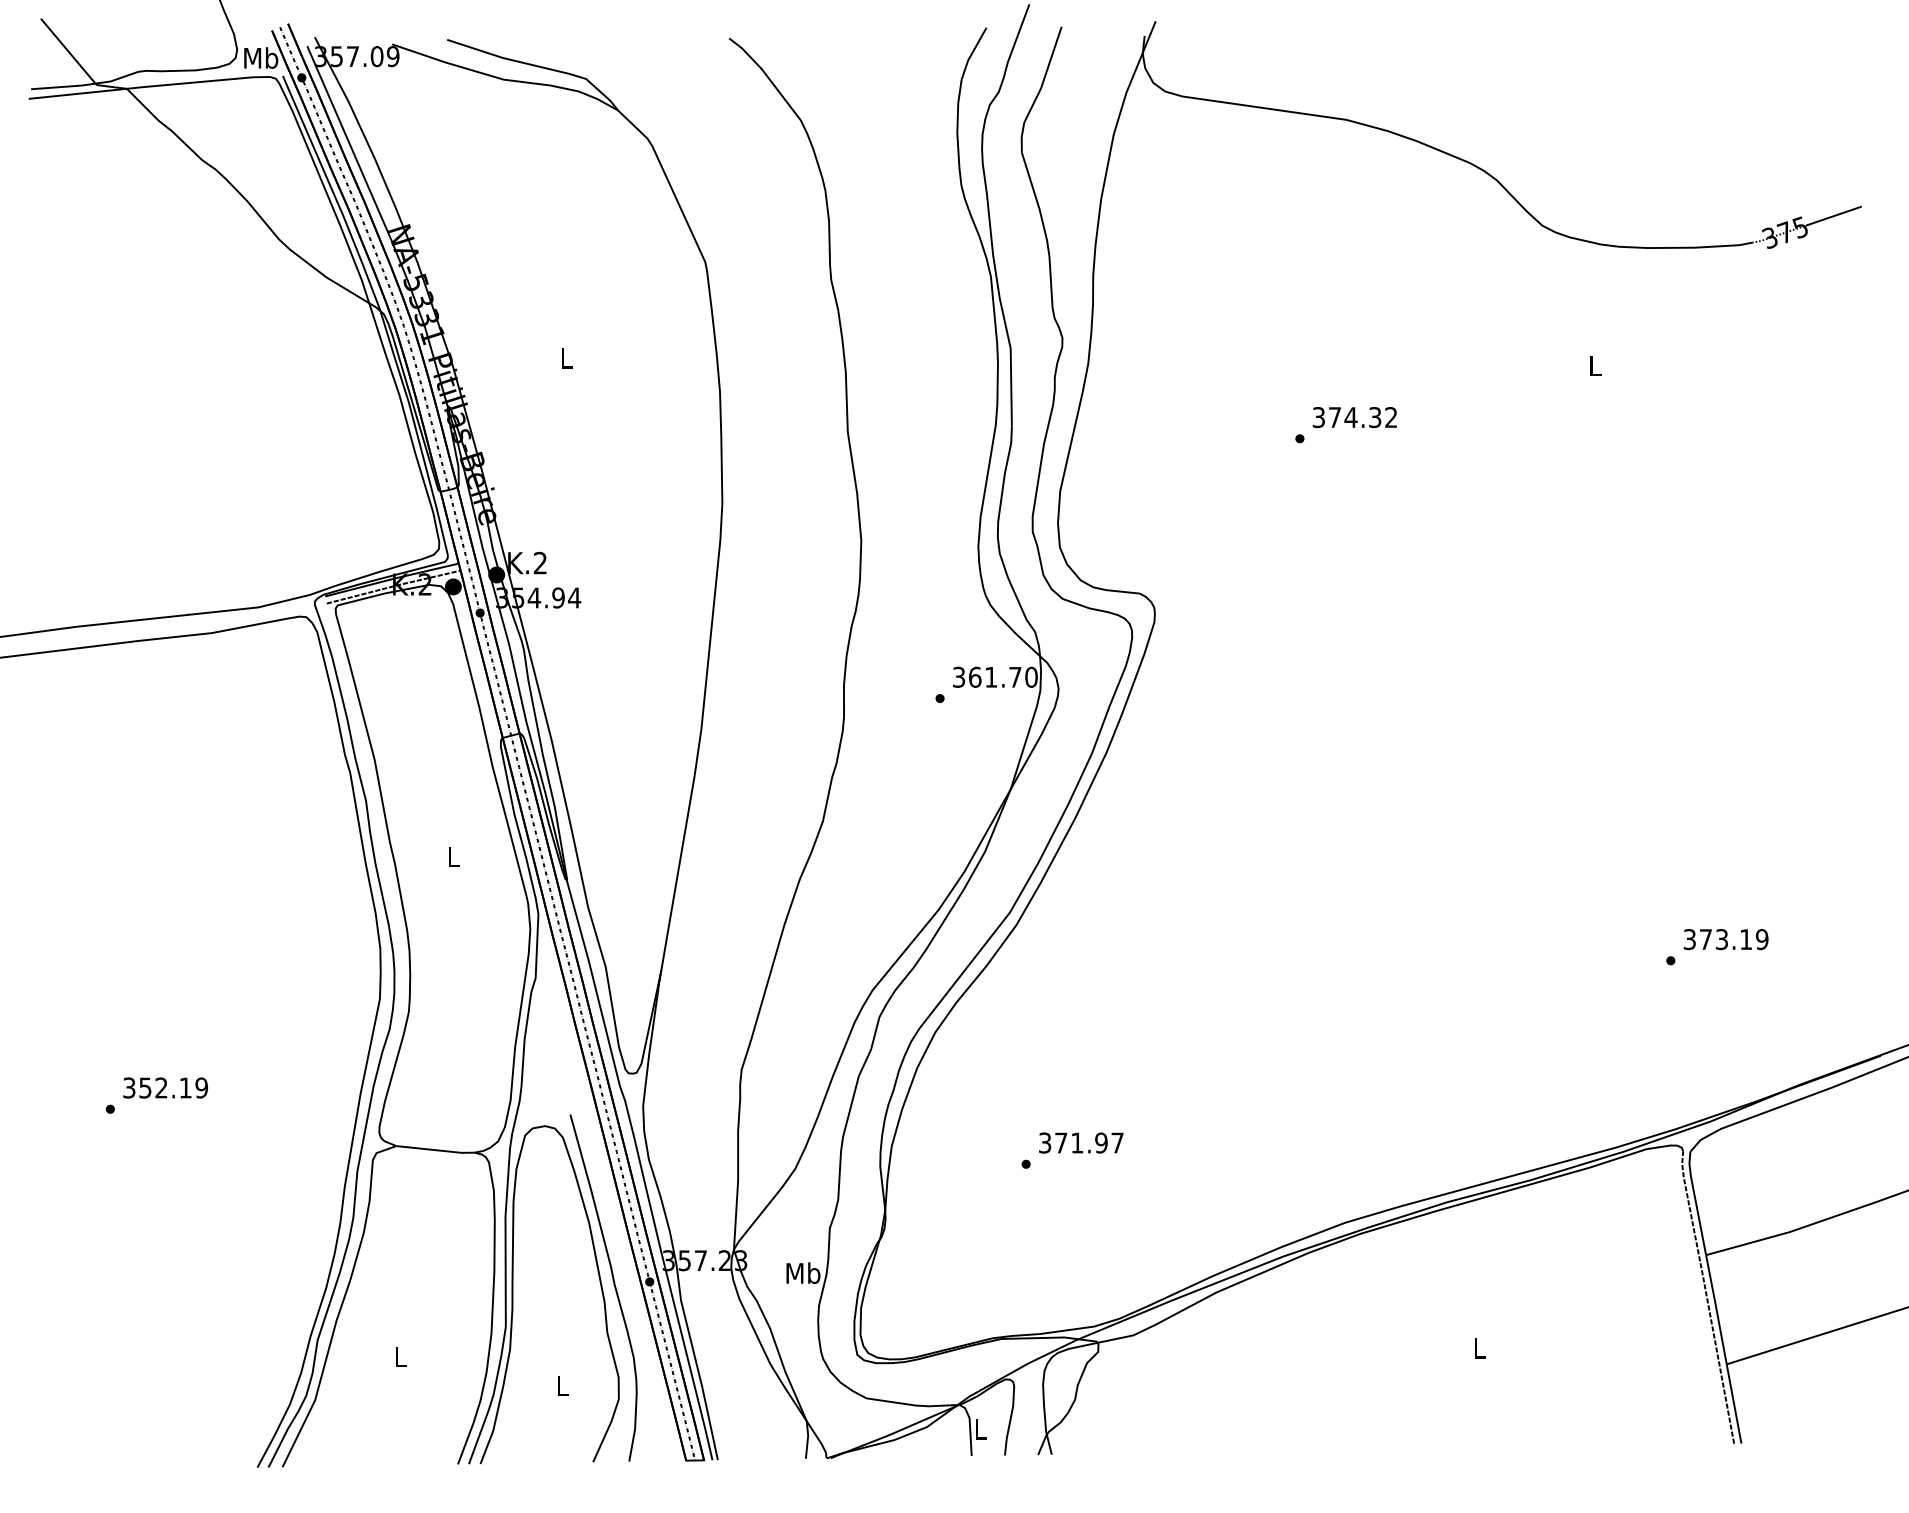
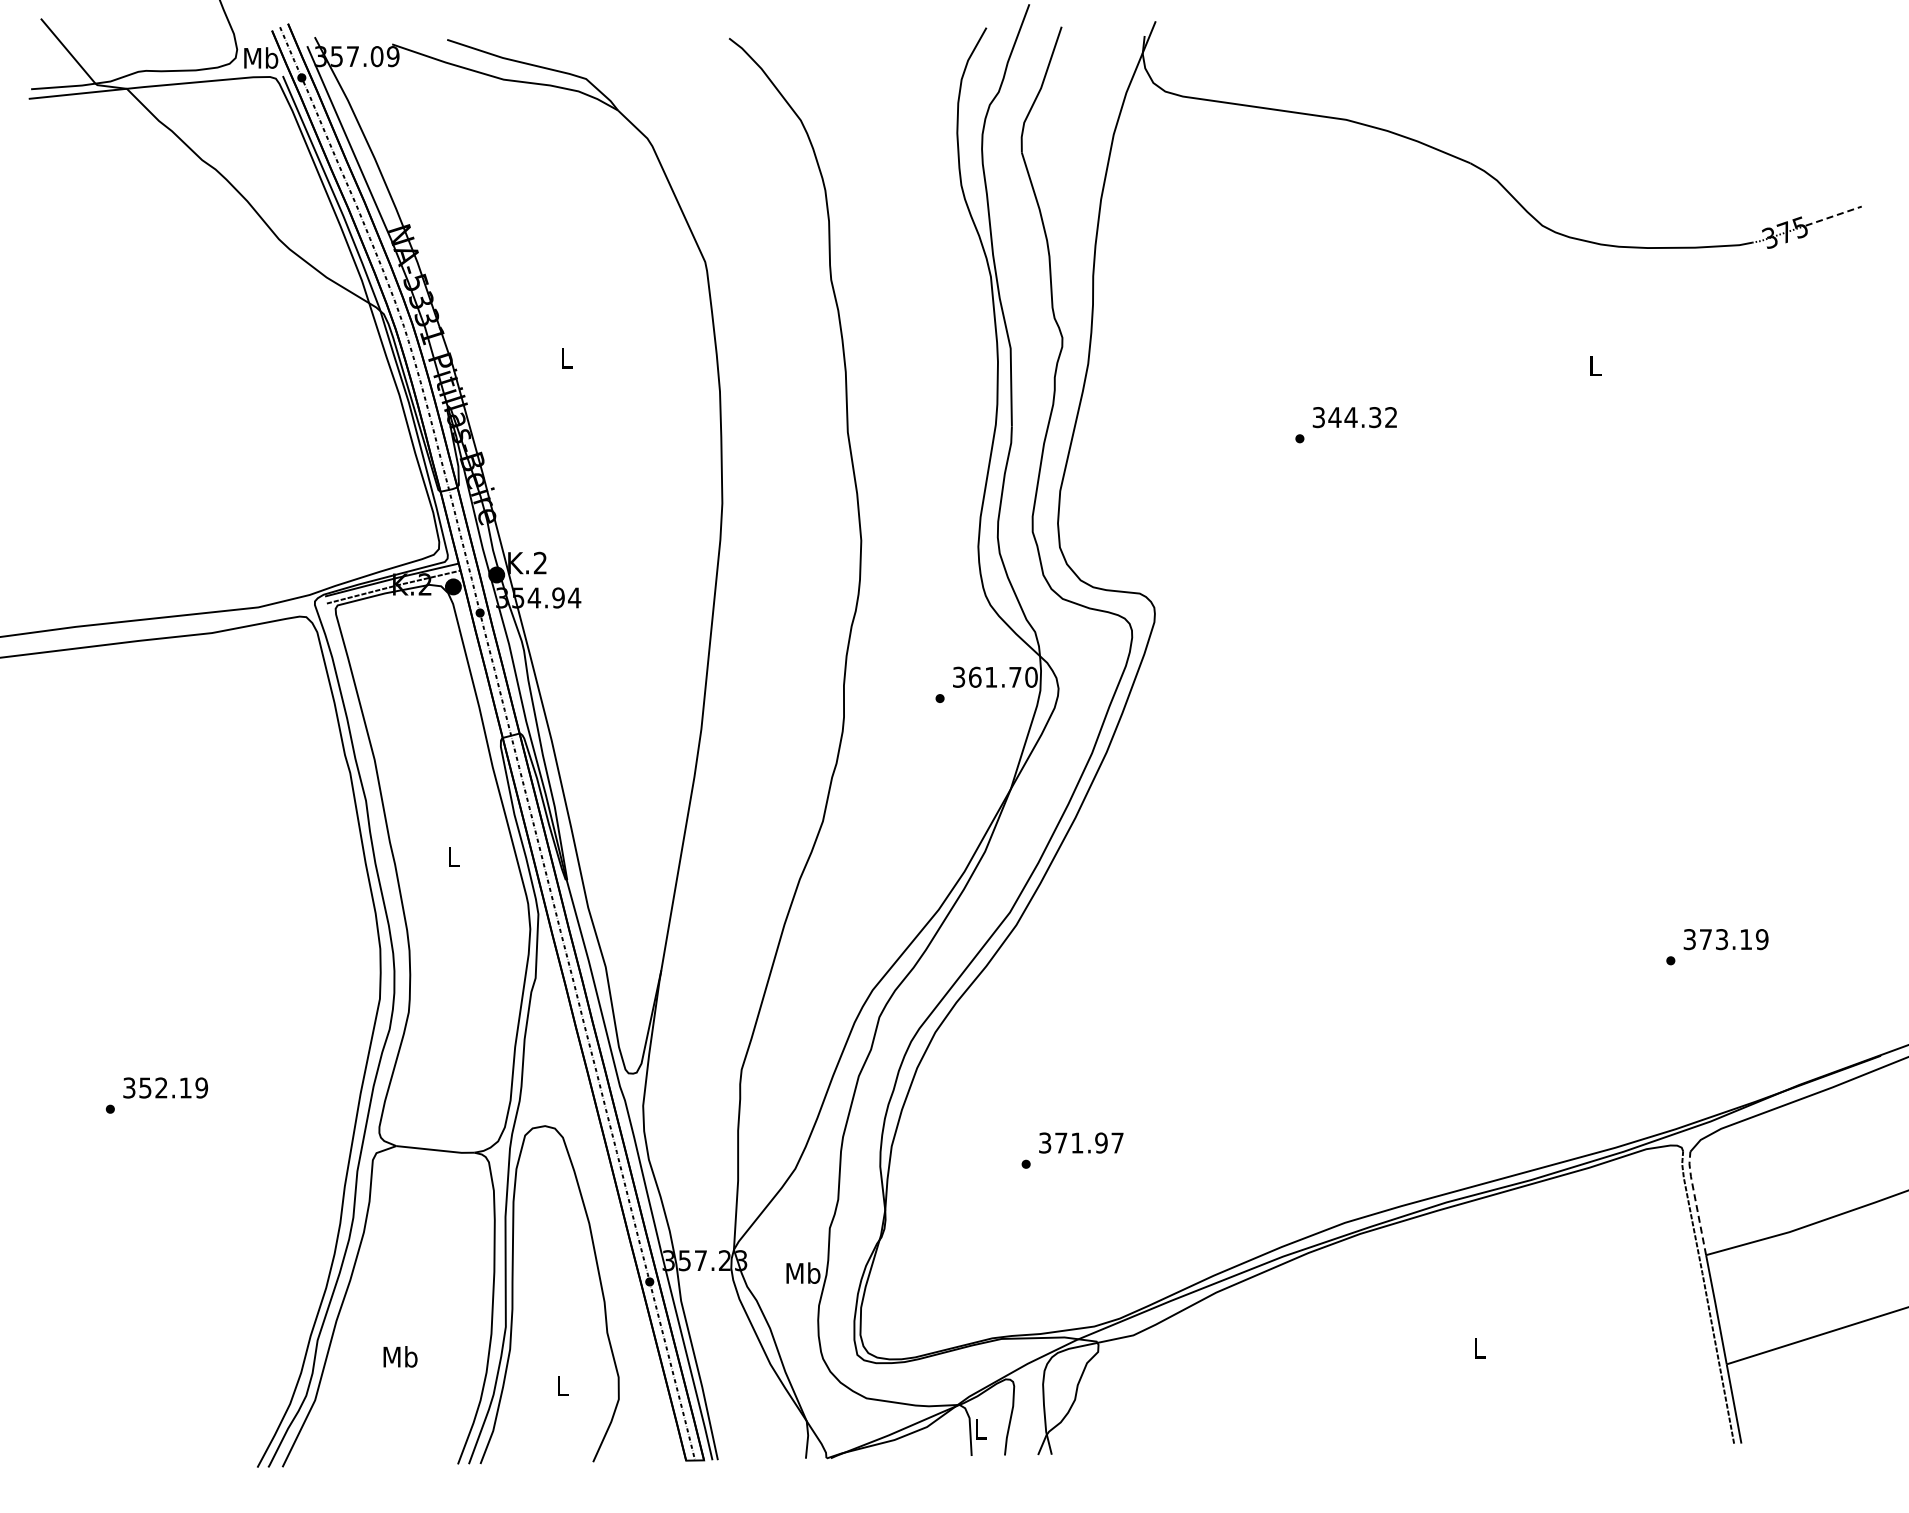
line: solid -> dashed (1833, 216)
text: 374.32 -> 344.32 (1334, 417)
line: solid -> dashed (1695, 1202)
curve: present -> none (613, 1285)
text: L -> Mb (400, 1356)
